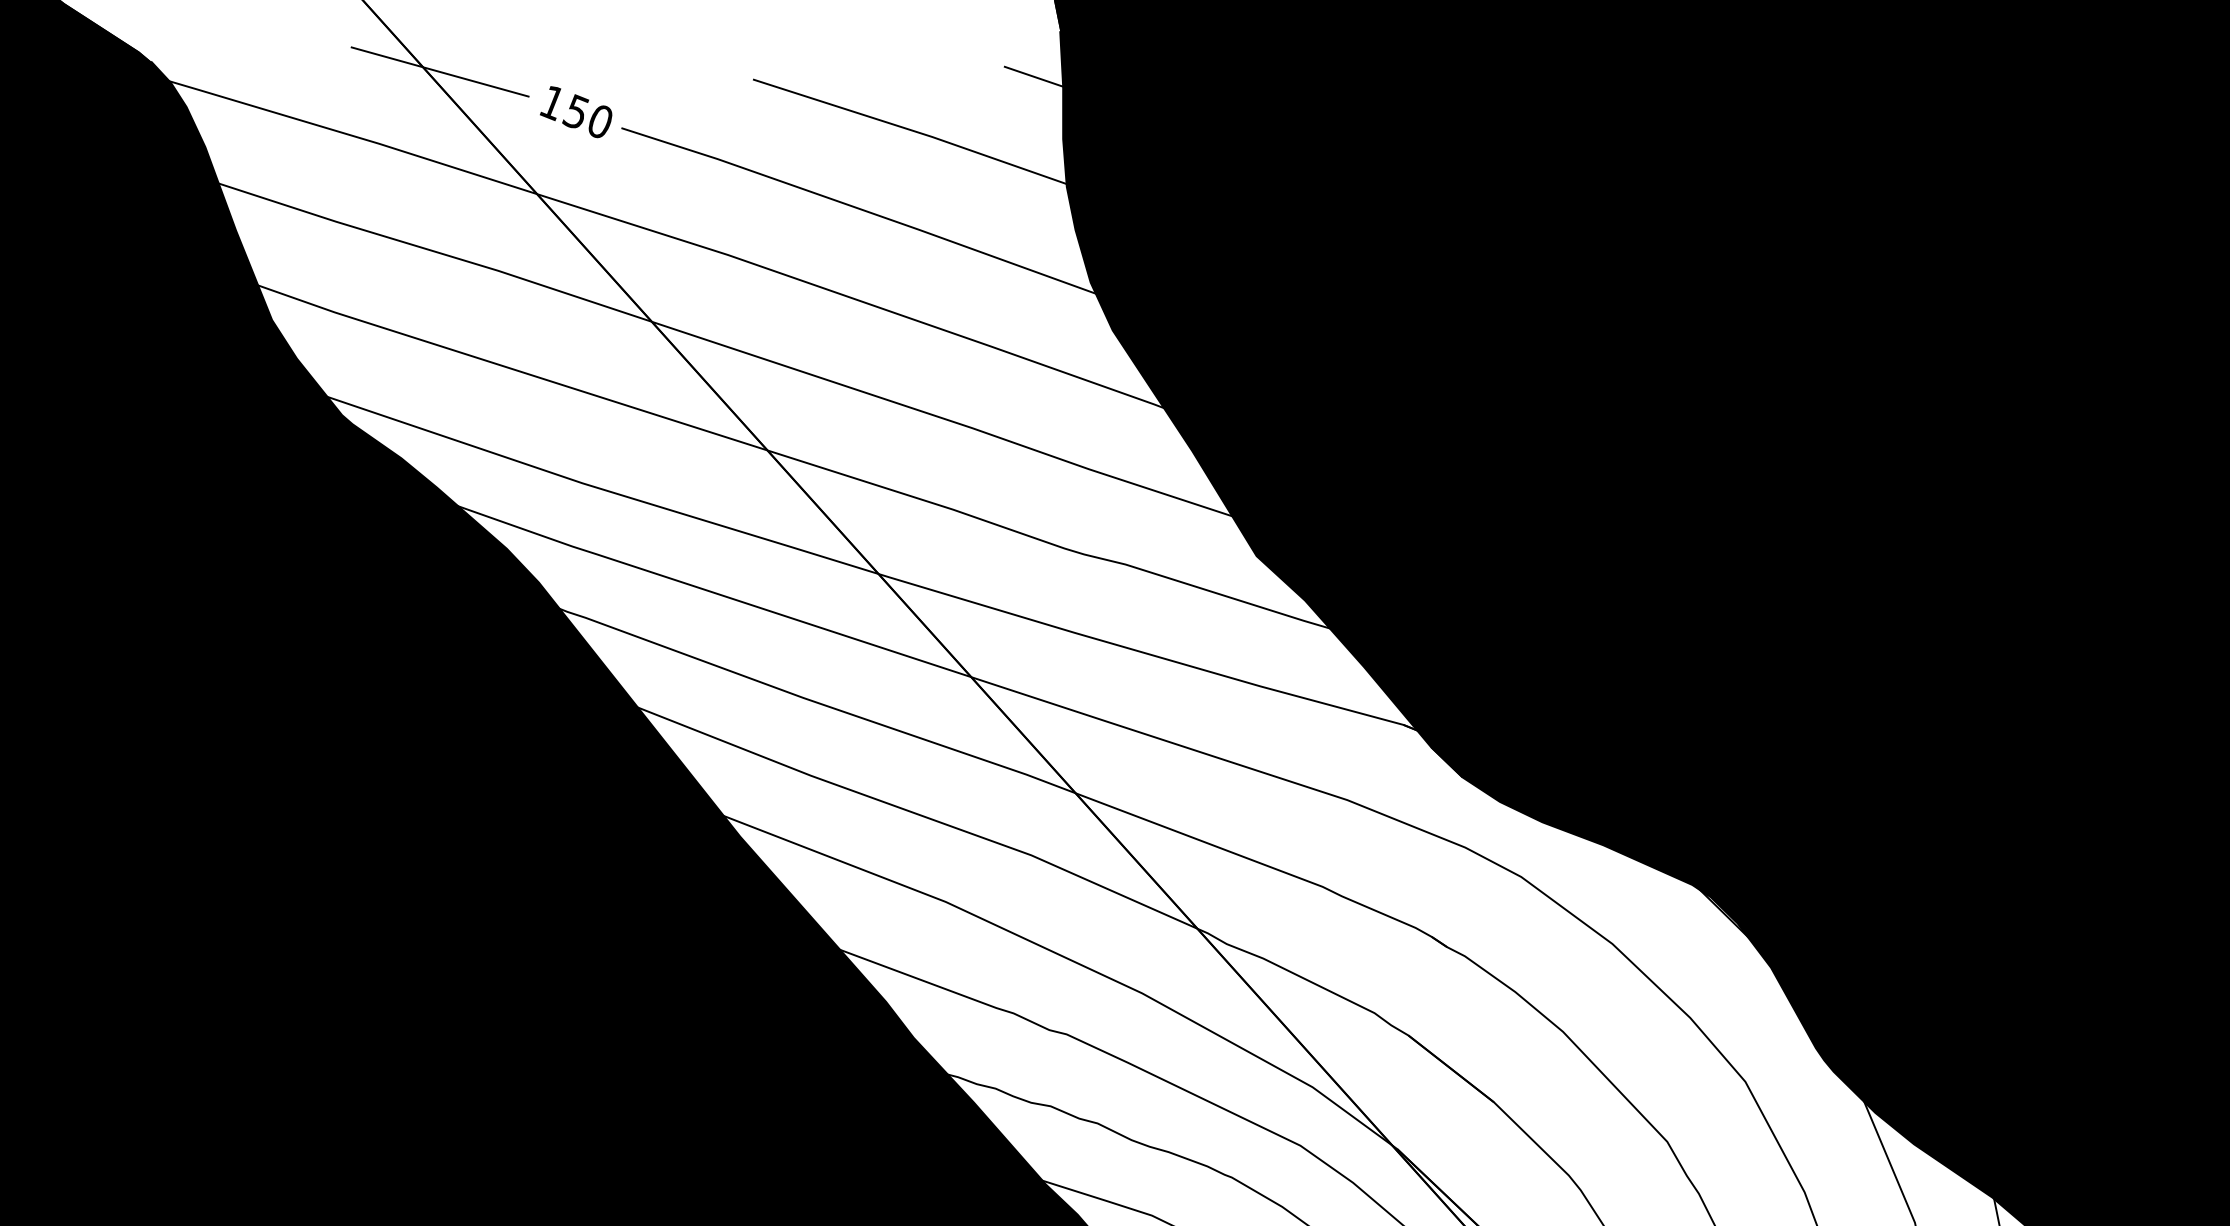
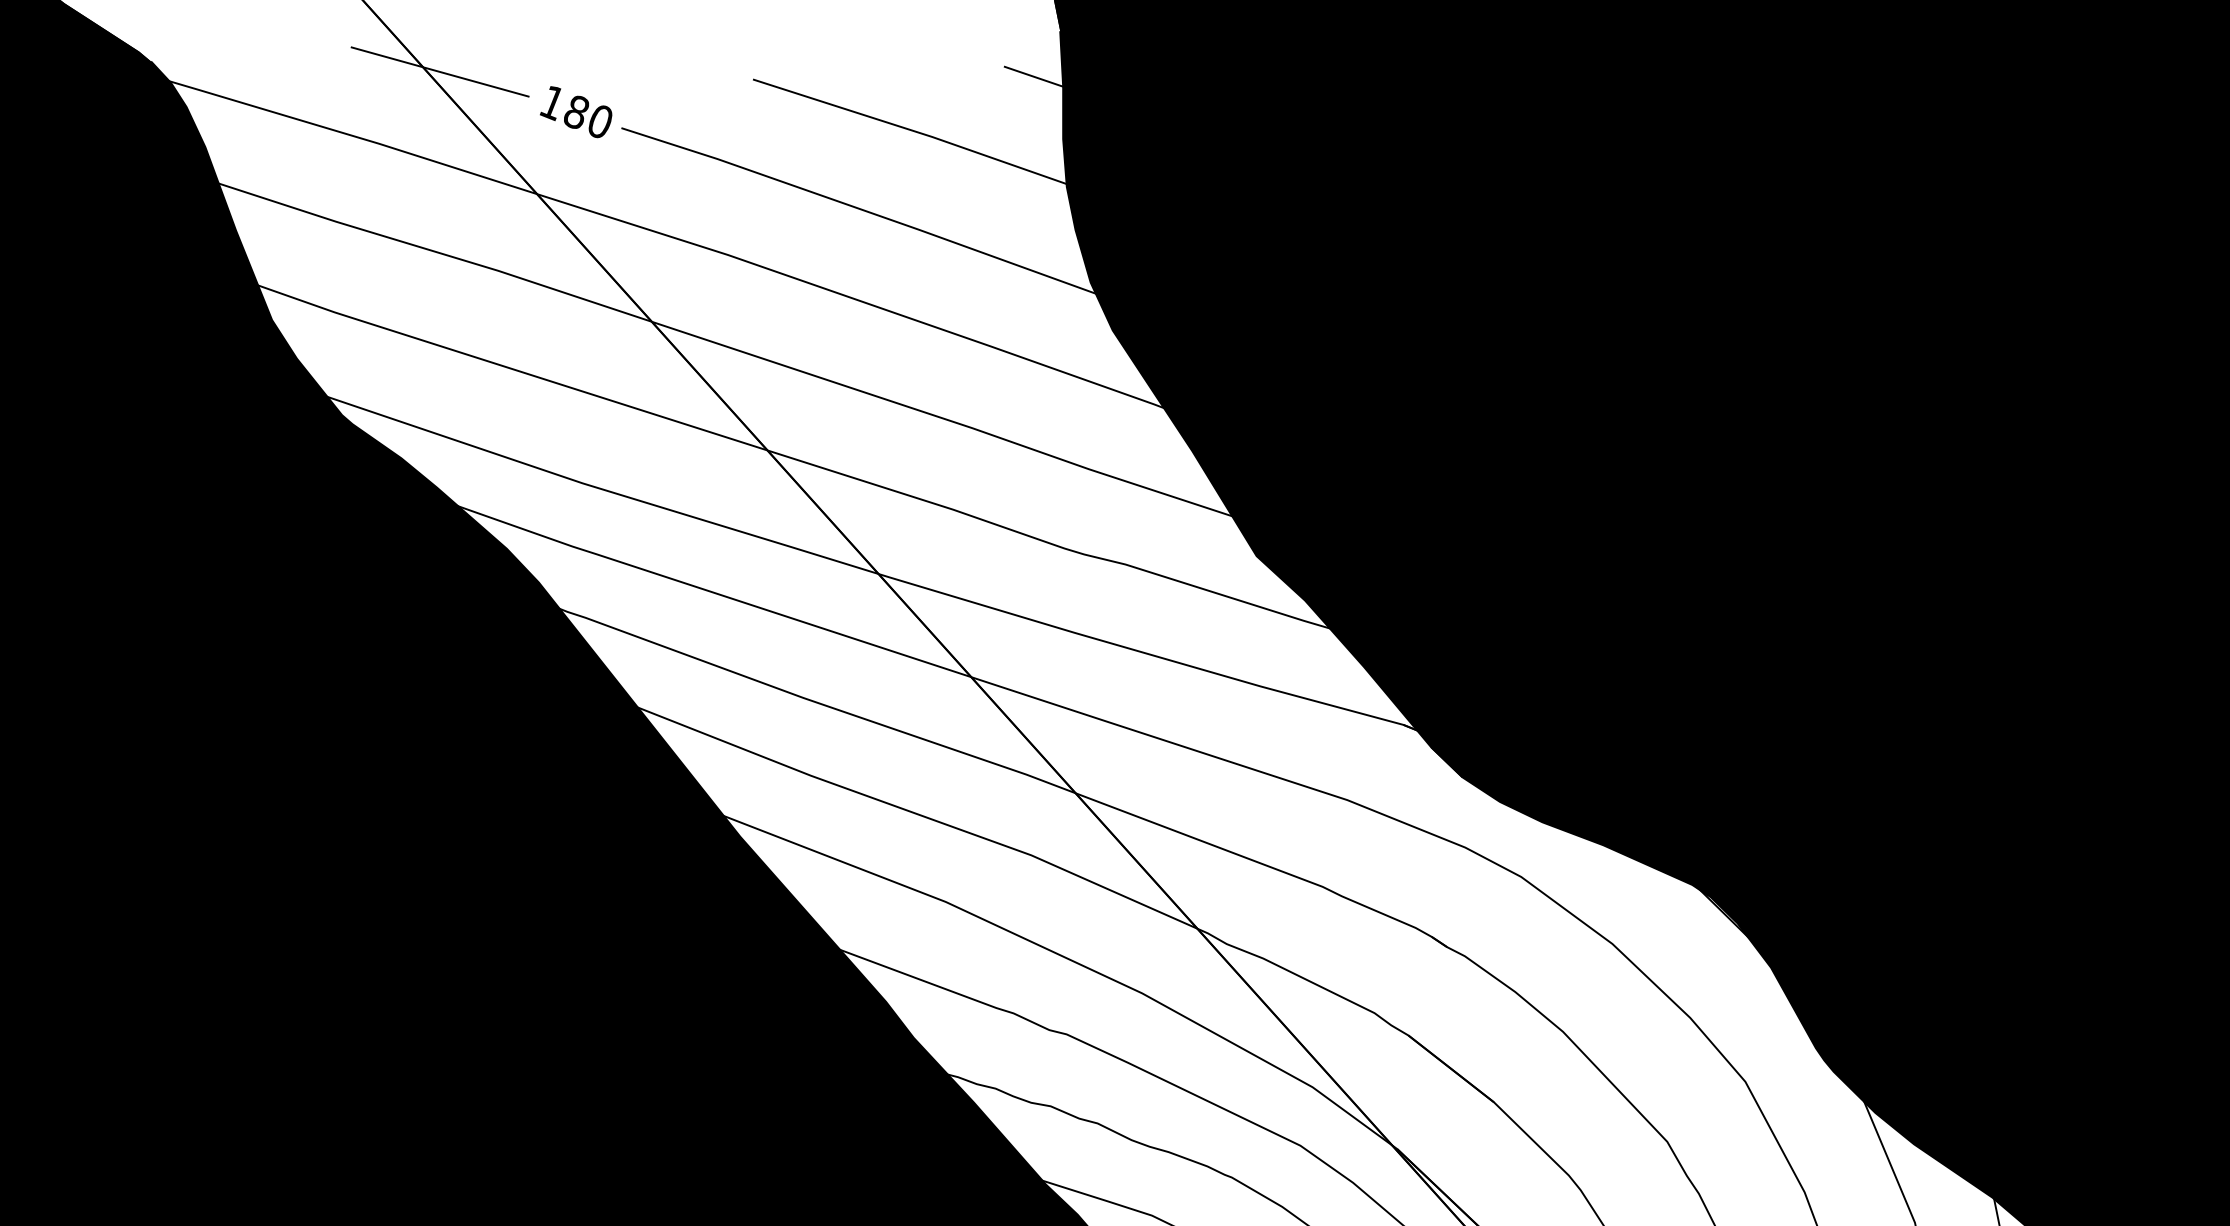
text: 150 -> 180 (575, 111)
